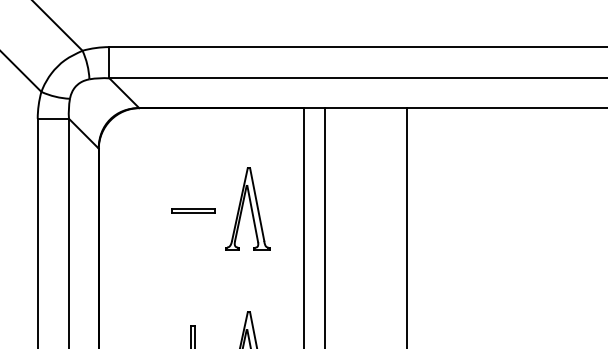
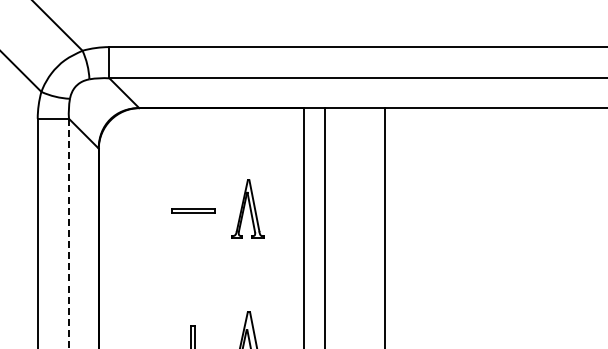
part size: 46x84 px -> 34x60 px (247, 208)
line position: (407, 226) -> (385, 226) (385, 226)
line: solid -> dashed (69, 233)
